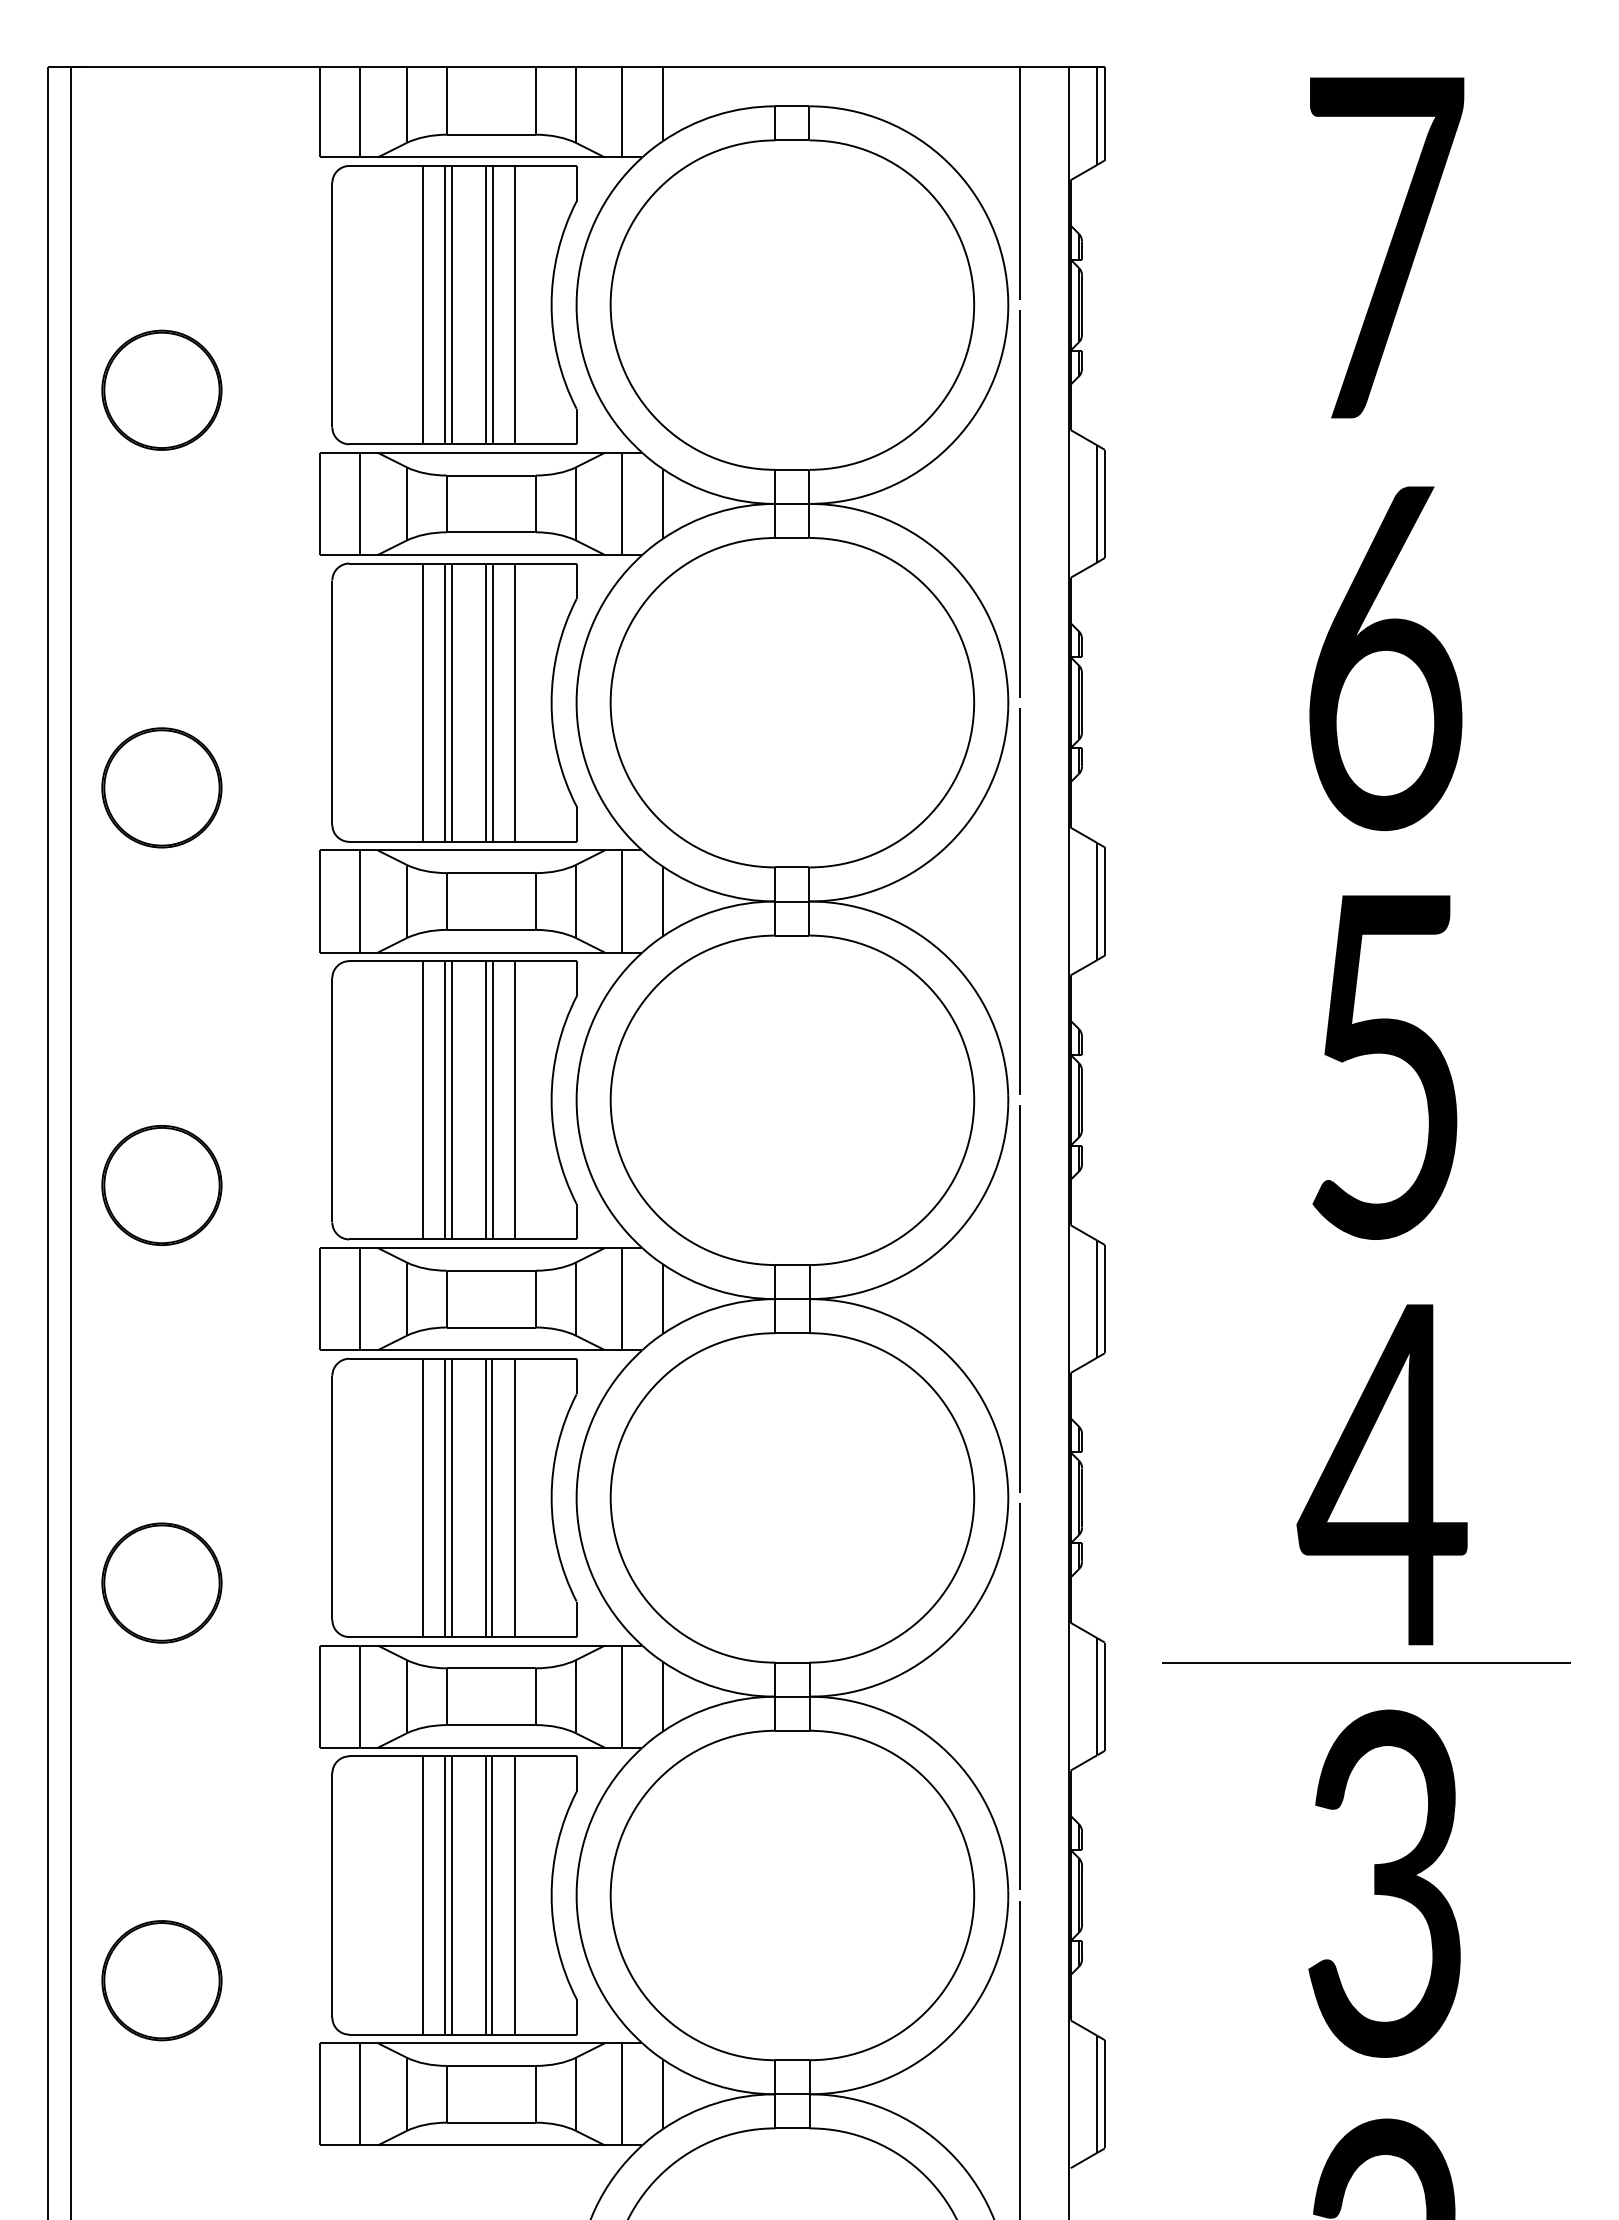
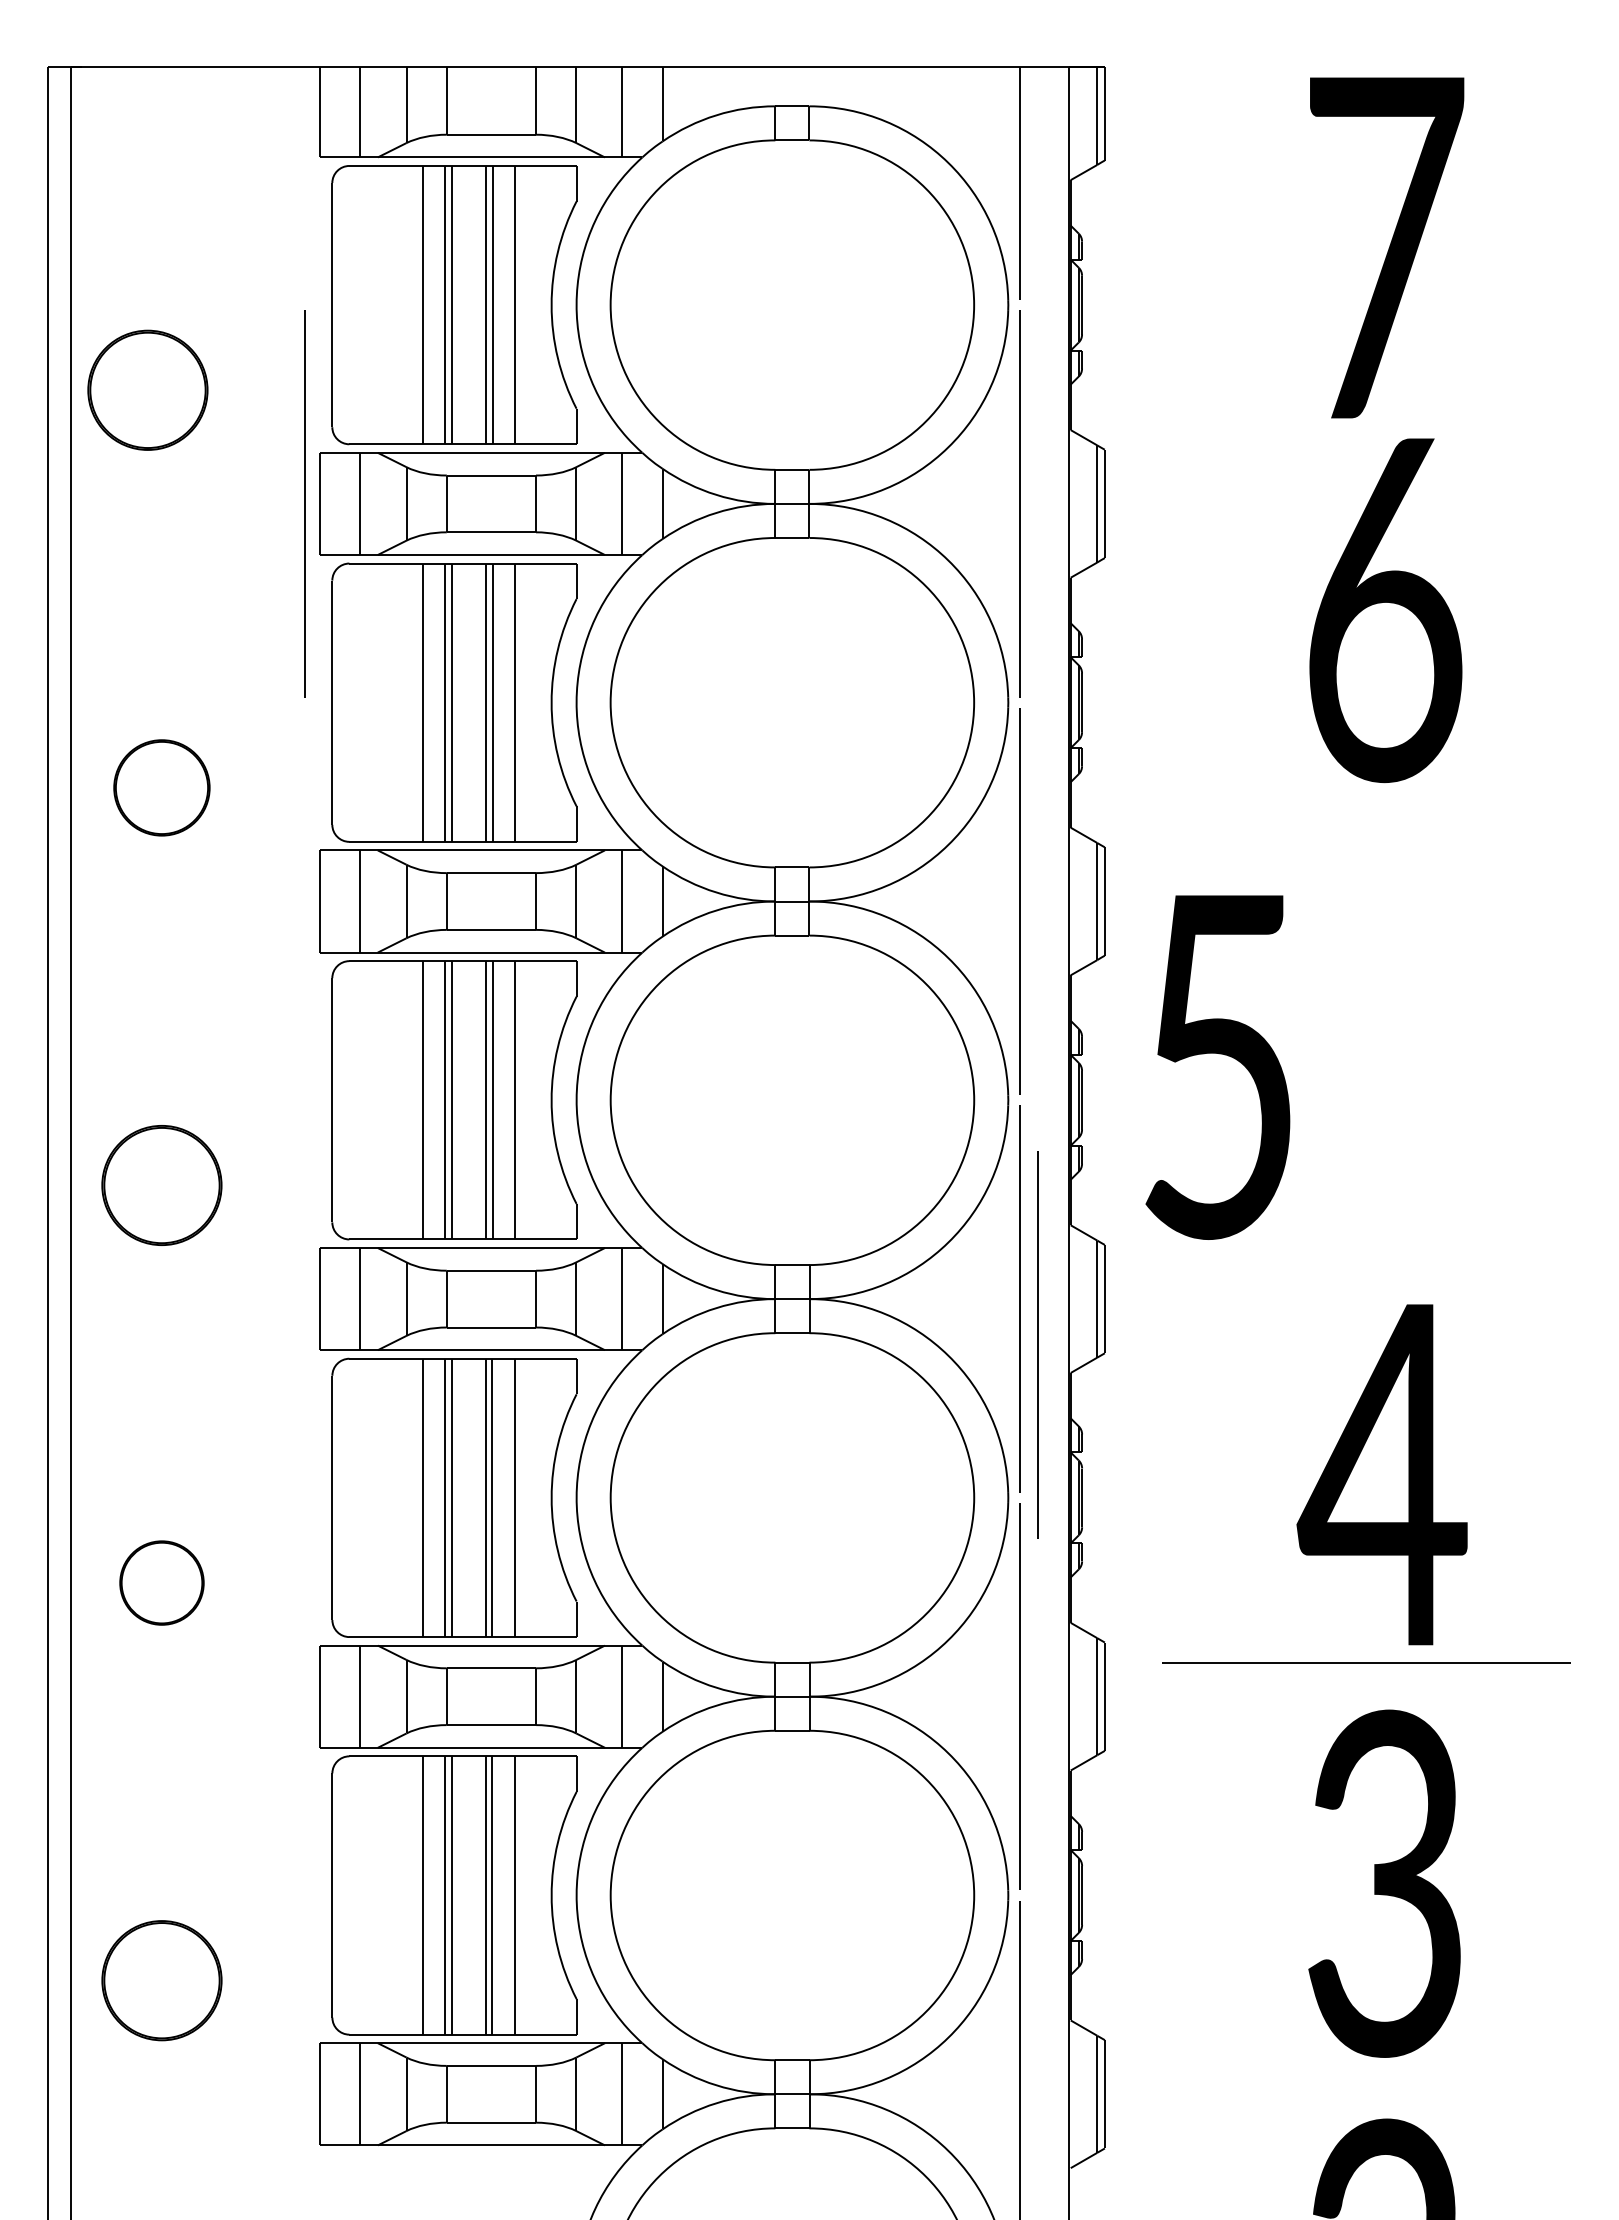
part position: (161, 389) -> (147, 389) (147, 389)
line: none -> present (304, 503)
text position: (1385, 658) -> (1385, 610) (1385, 610)
part size: 122x122 px -> 98x98 px (161, 787)
text position: (1384, 1067) -> (1217, 1067) (1217, 1067)
line: none -> present (1037, 1344)
part size: 122x122 px -> 86x86 px (161, 1582)
